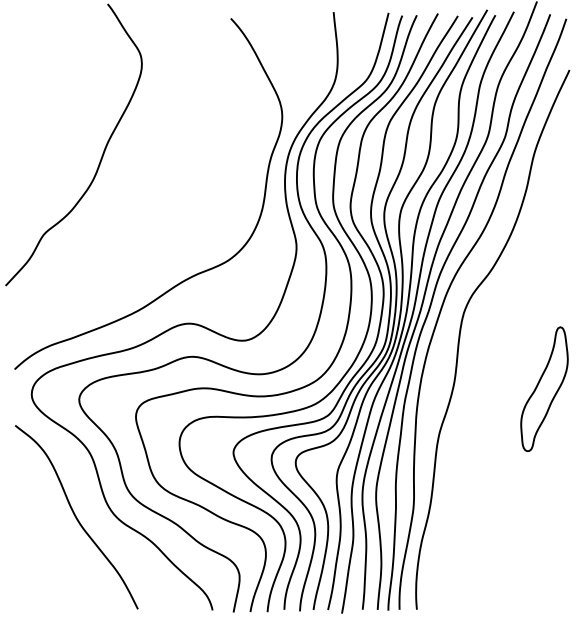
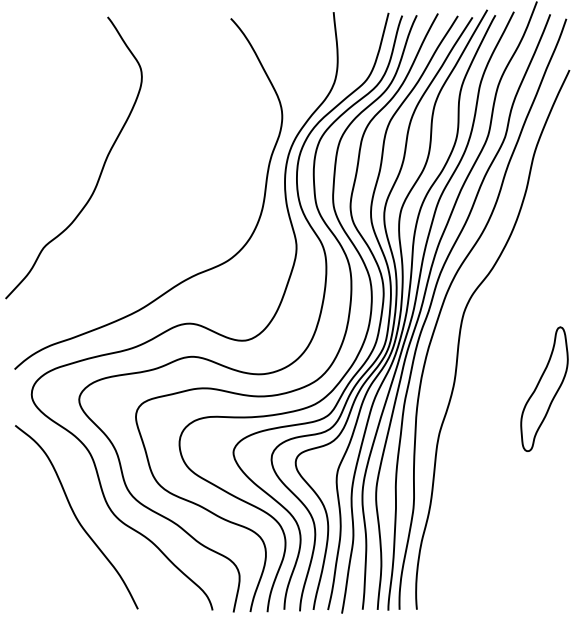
curve position: (101, 155) -> (101, 168) (101, 168)
